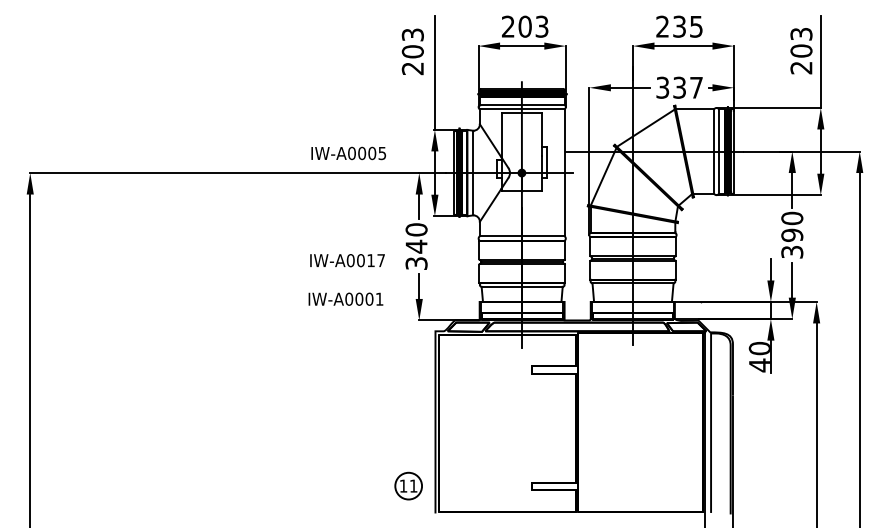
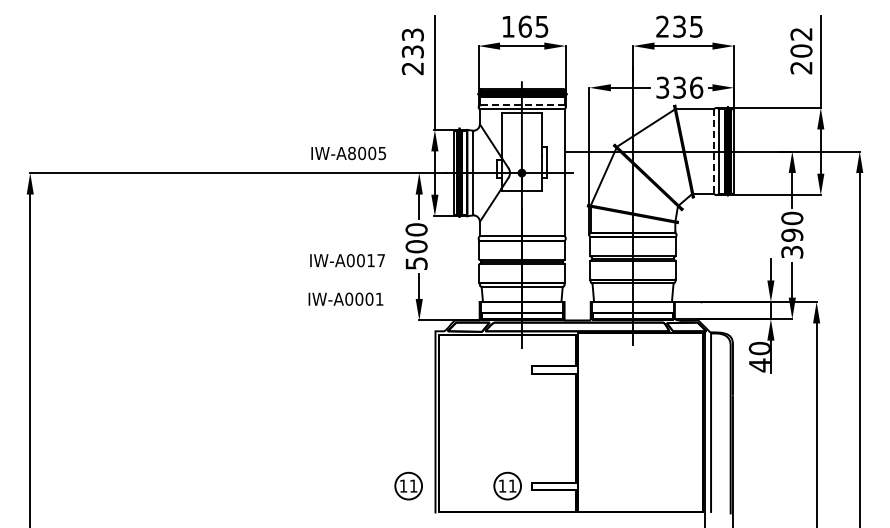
text: 203 -> 165 (525, 26)
text: 203 -> 202 (801, 34)
text: 203 -> 233 (412, 51)
text: 337 -> 336 (696, 87)
line: solid -> dashed (521, 104)
line: solid -> dashed (714, 152)
text: IW-A0005 -> IW-A8005 (351, 153)
text: 340 -> 500 (416, 254)
part: none -> present (507, 485)
